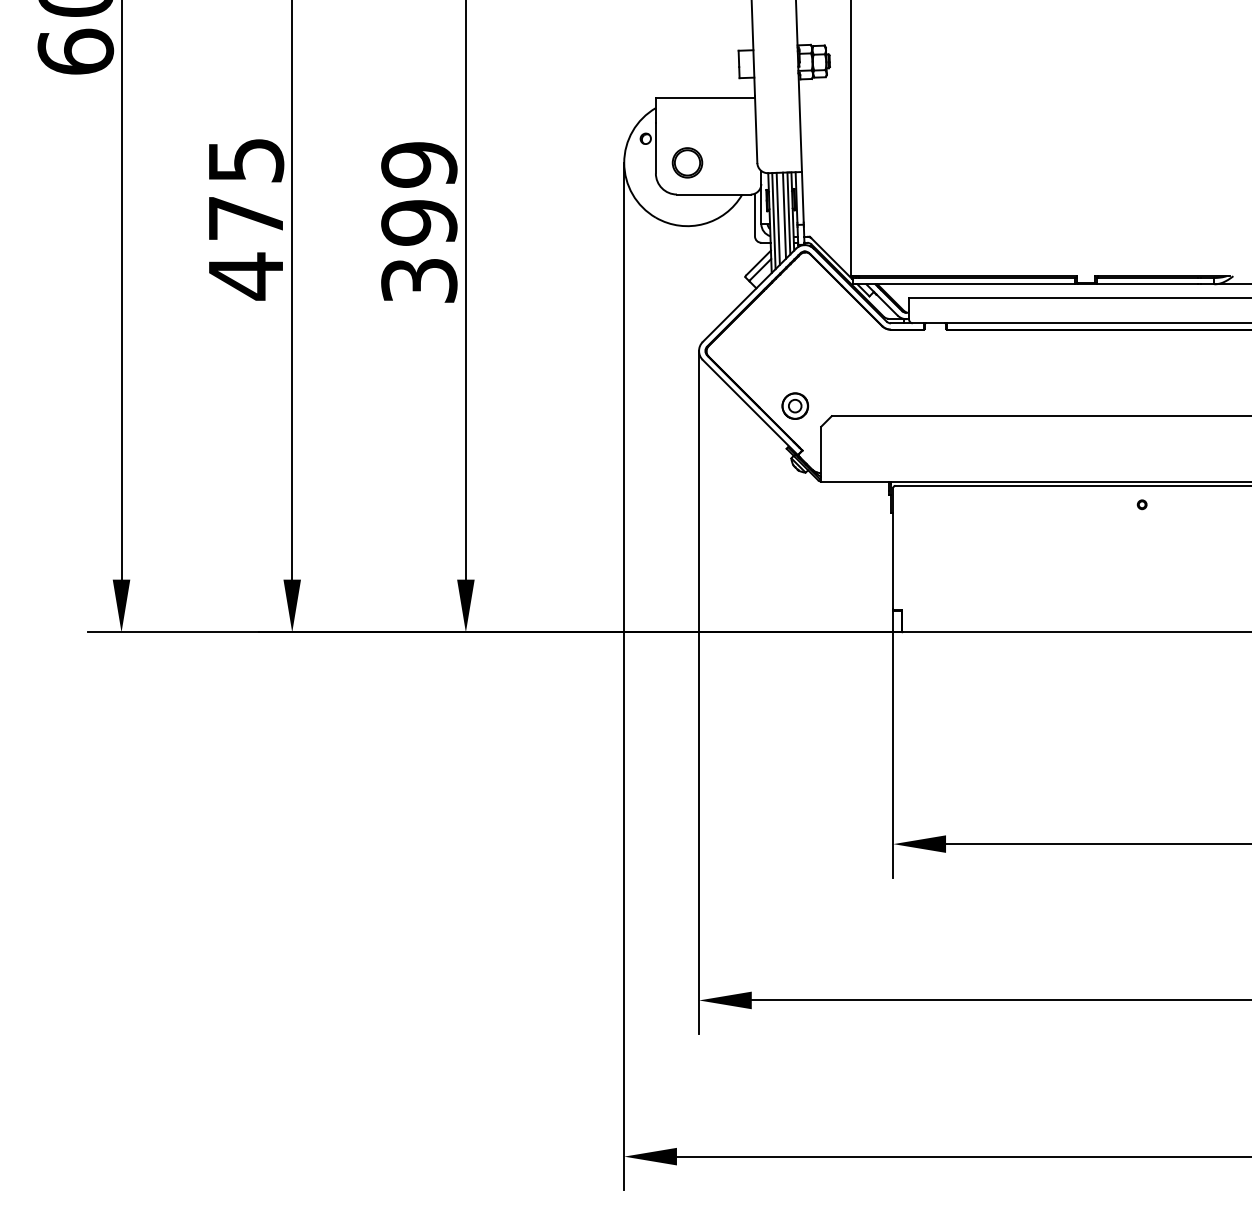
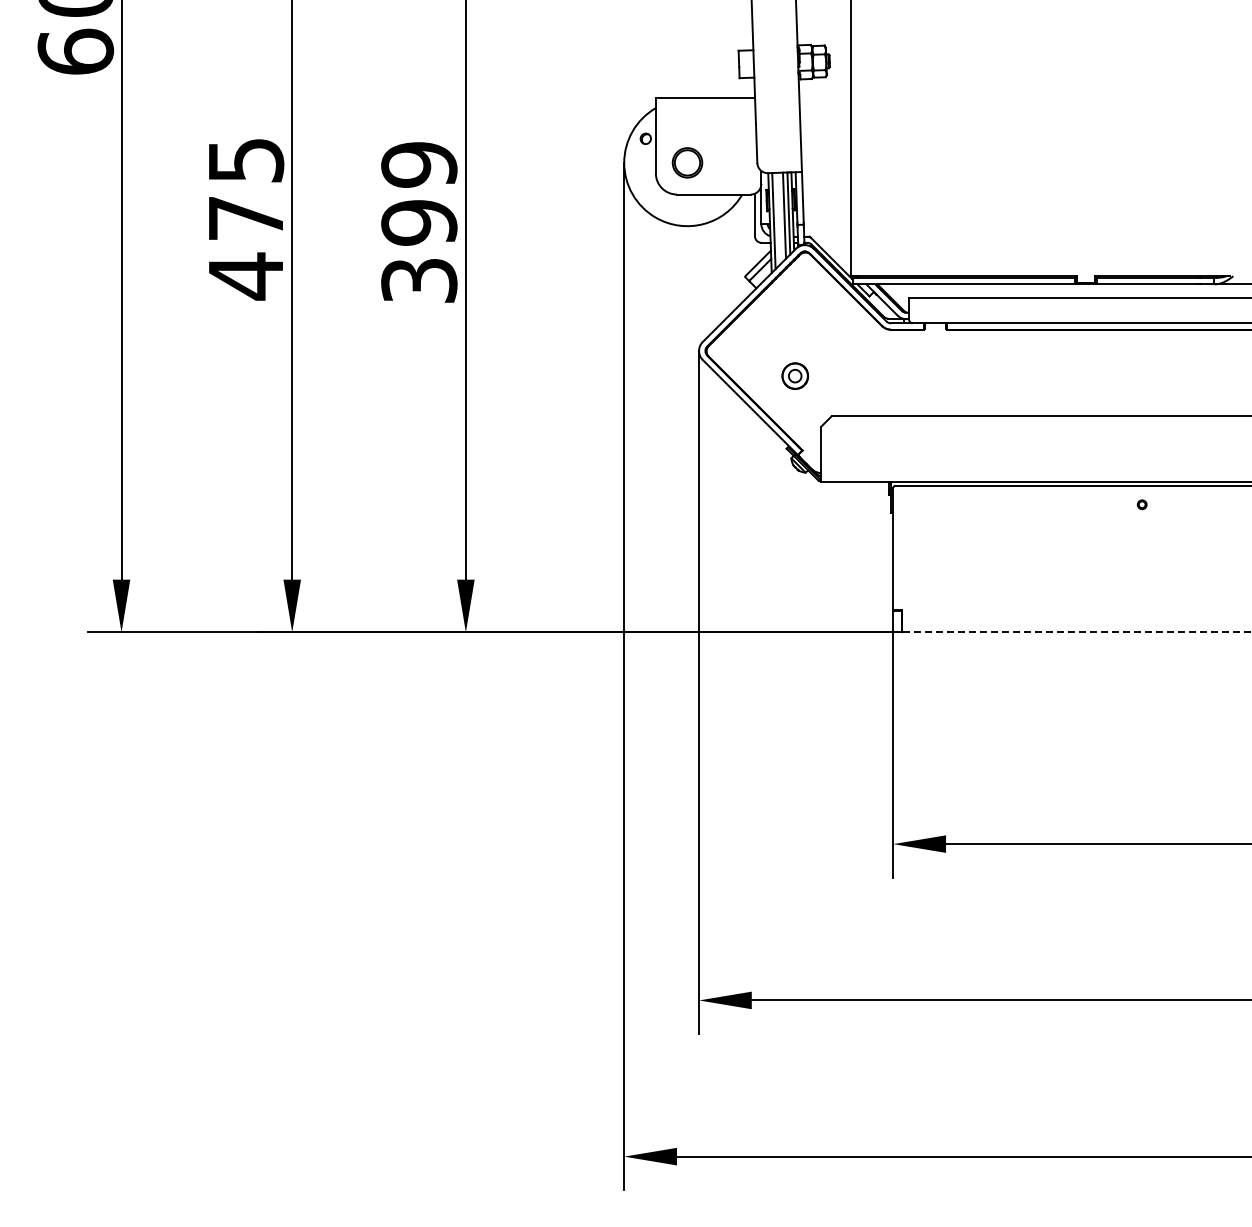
line: present -> none (777, 218)
part position: (795, 405) -> (795, 375) (795, 375)
line: solid -> dashed (1077, 632)
